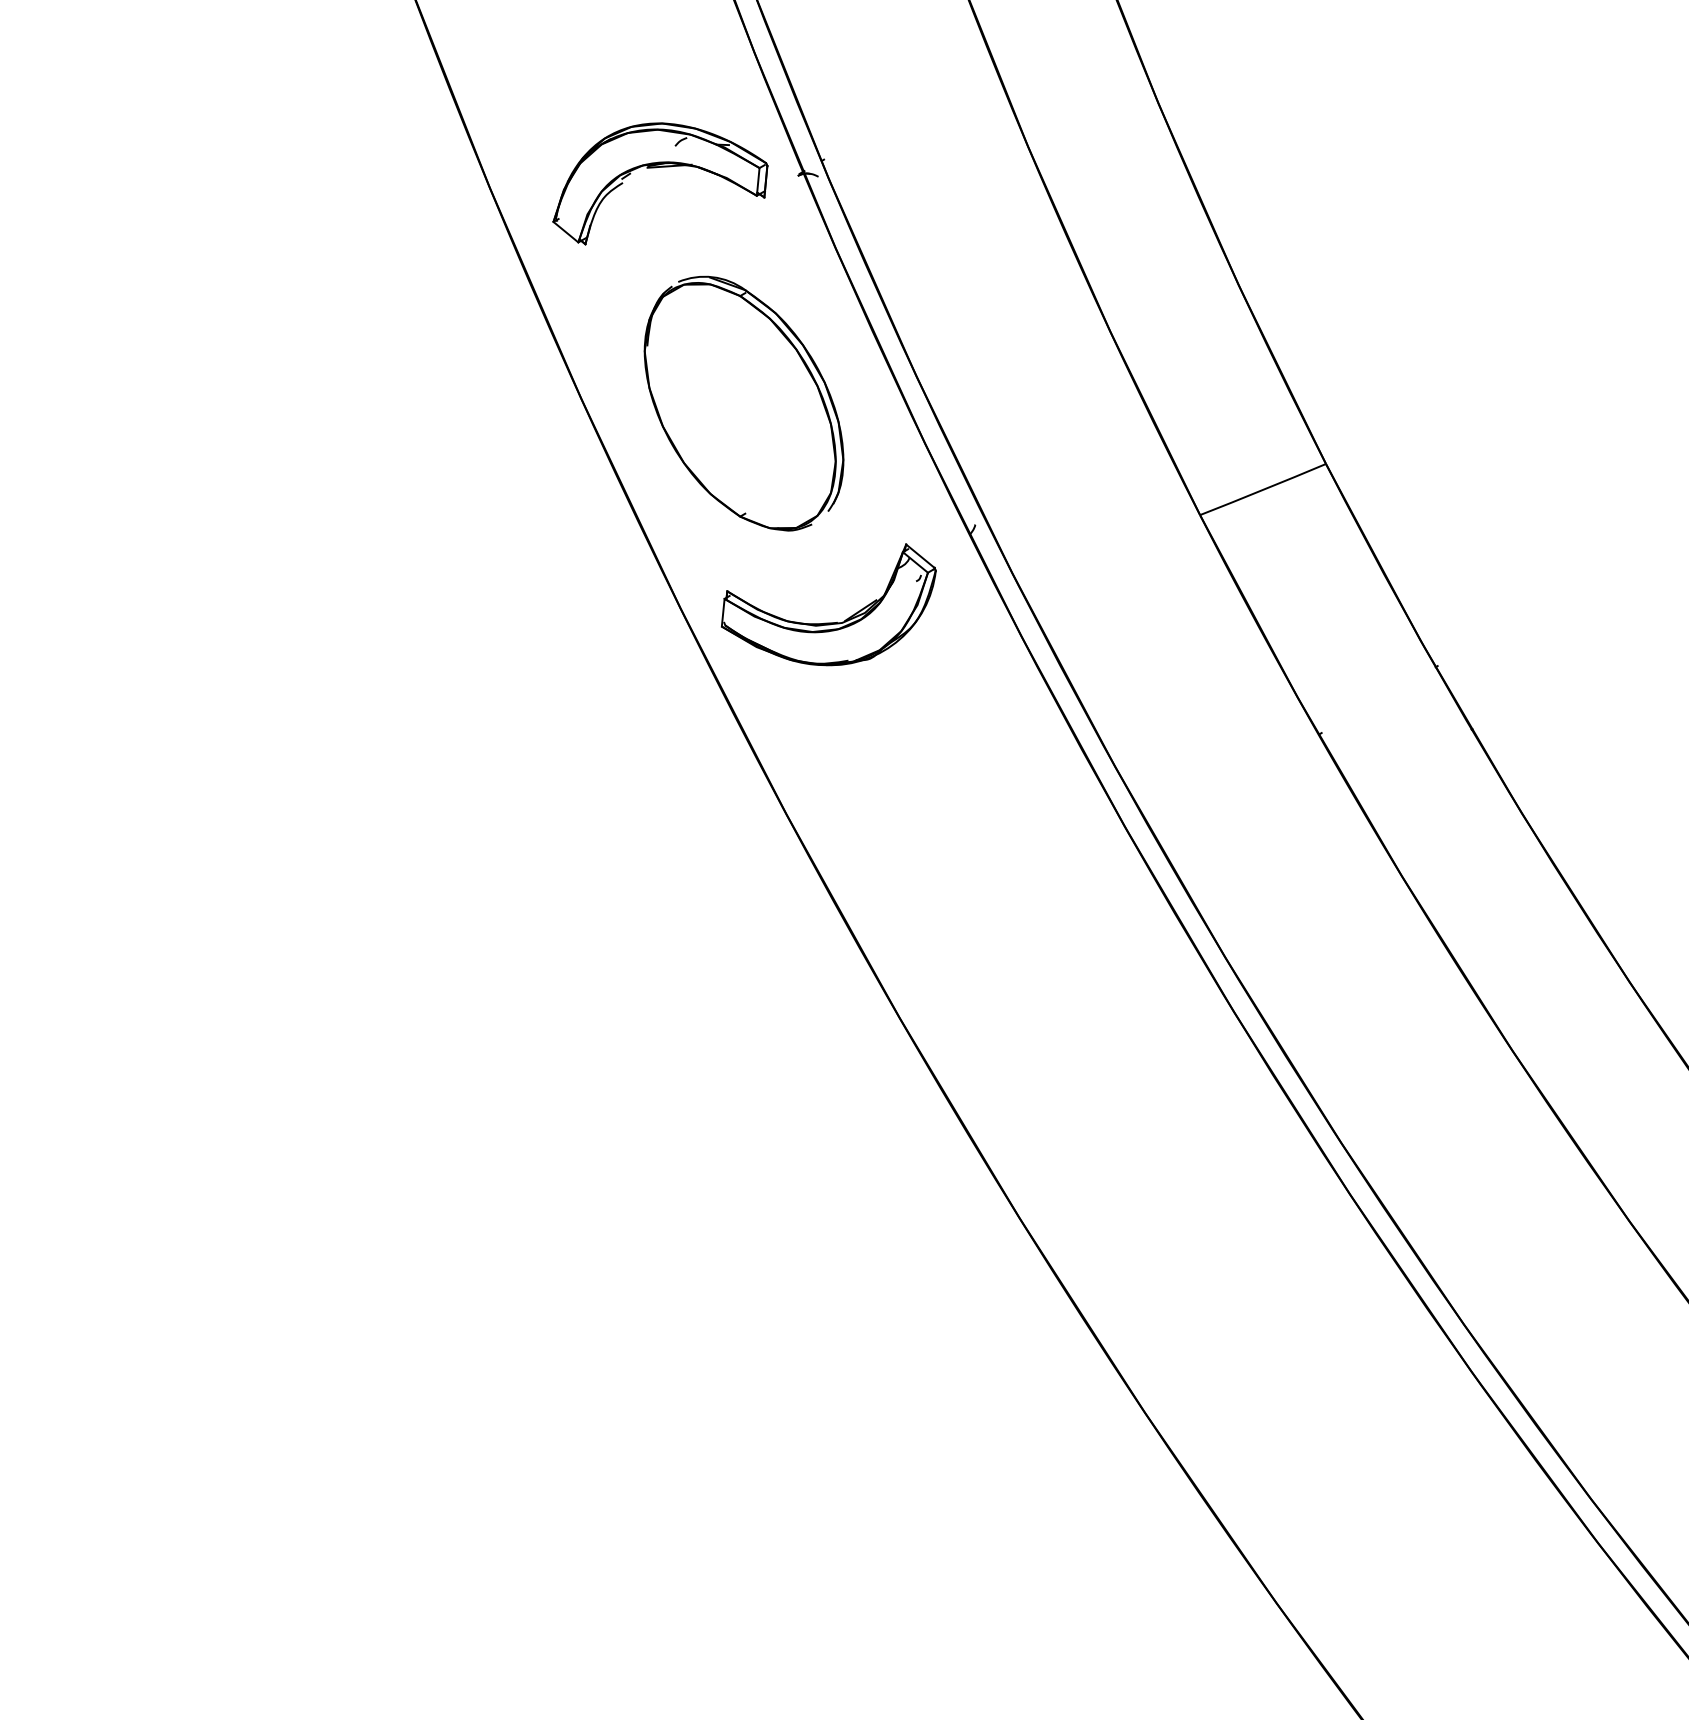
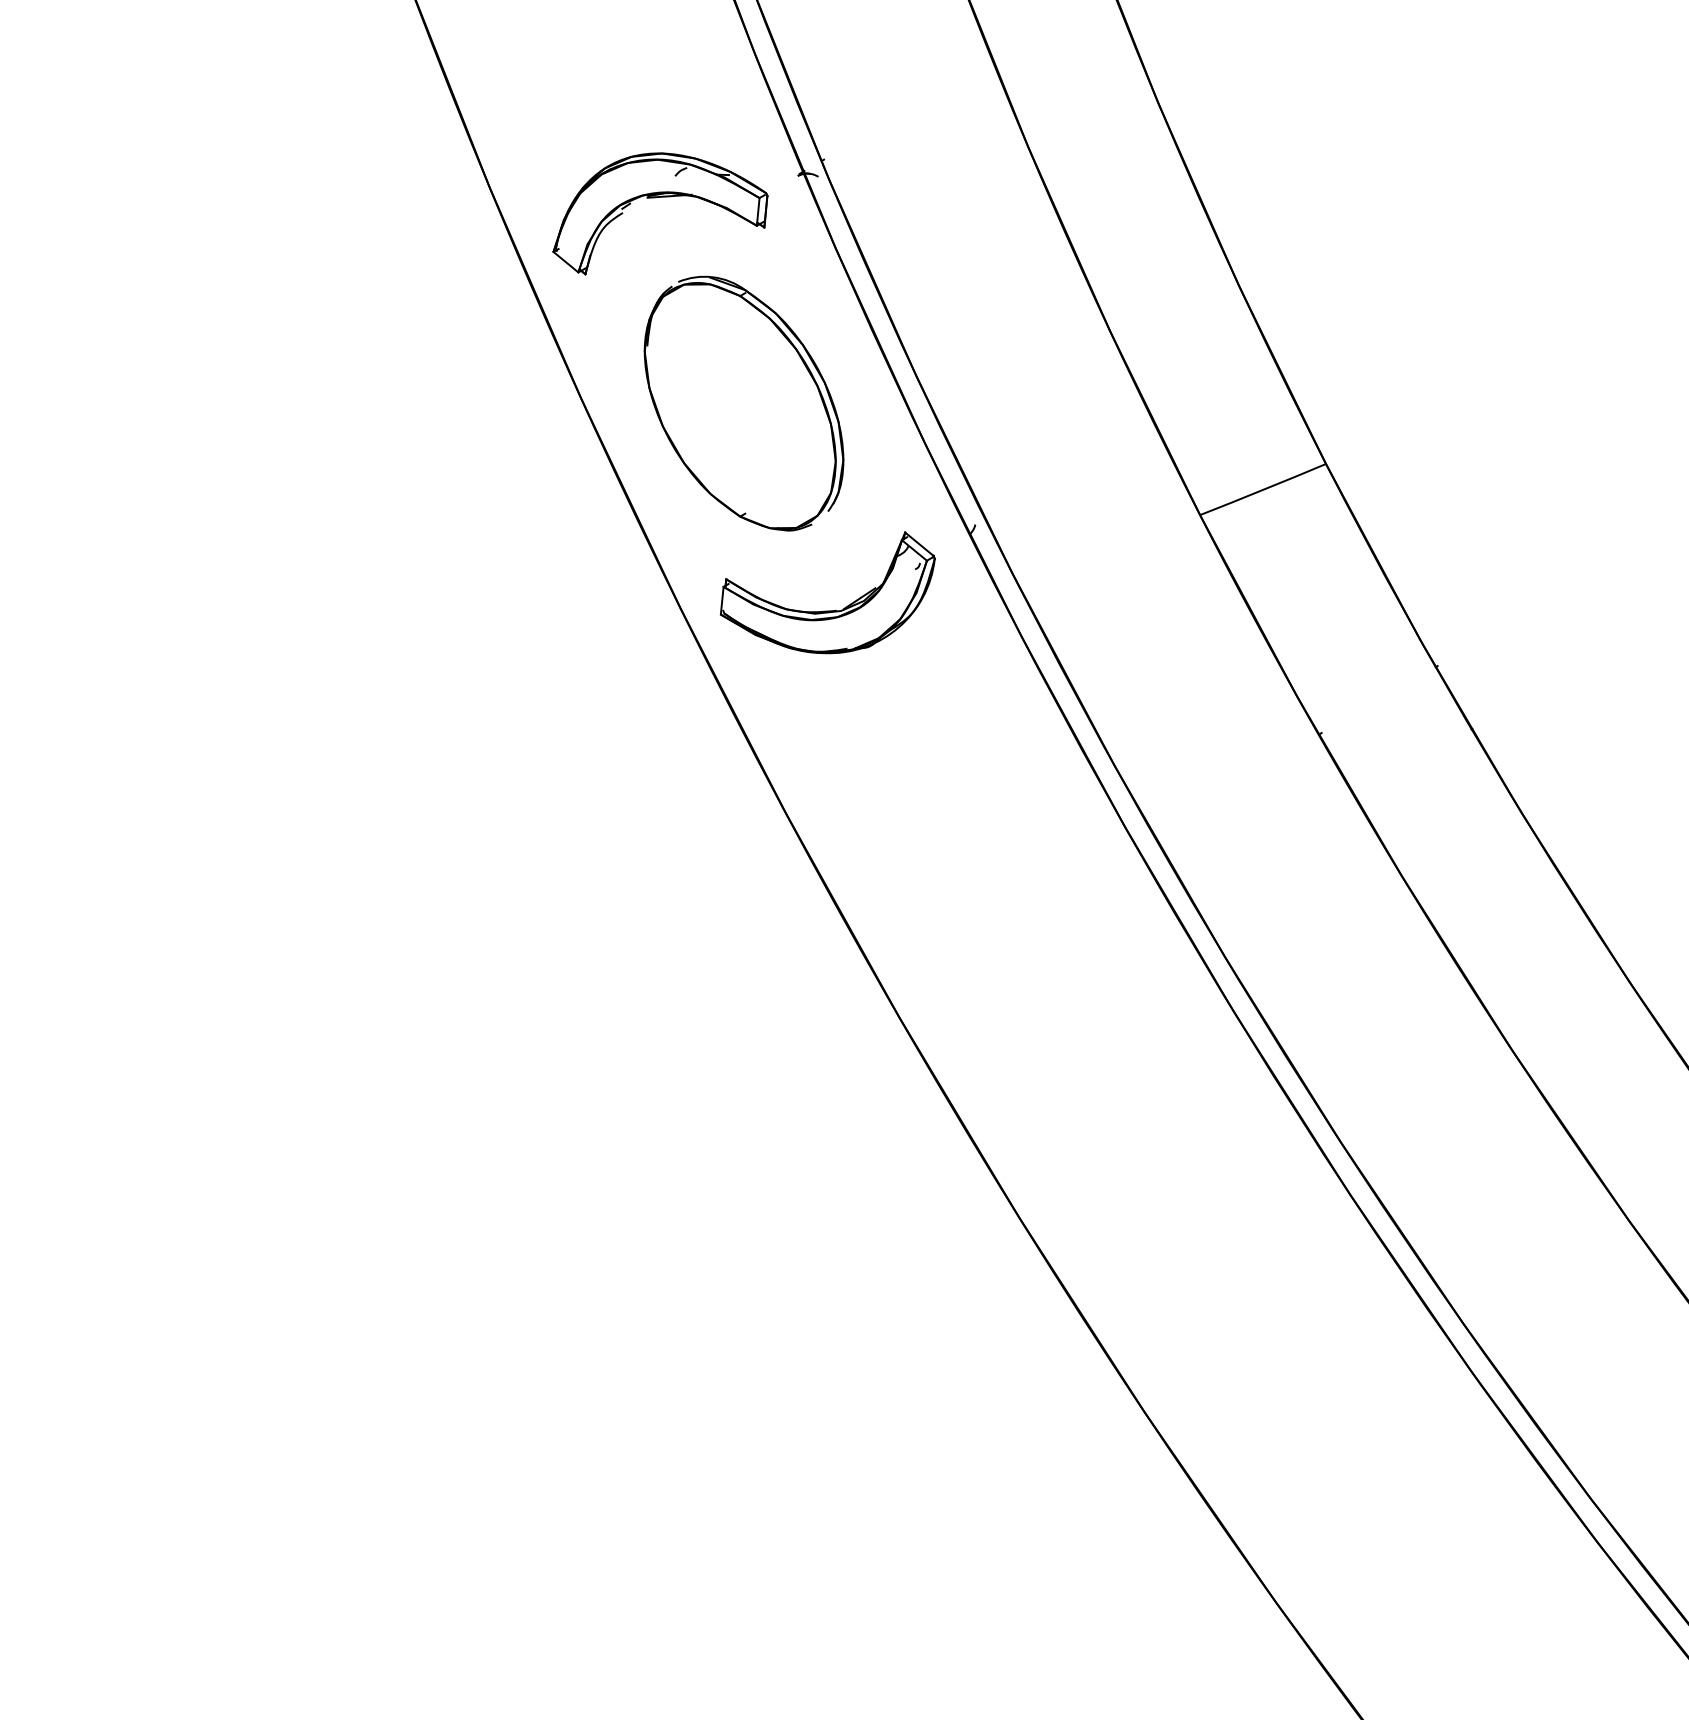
part position: (656, 168) -> (656, 198) (656, 198)
part position: (828, 622) -> (827, 610) (827, 610)
